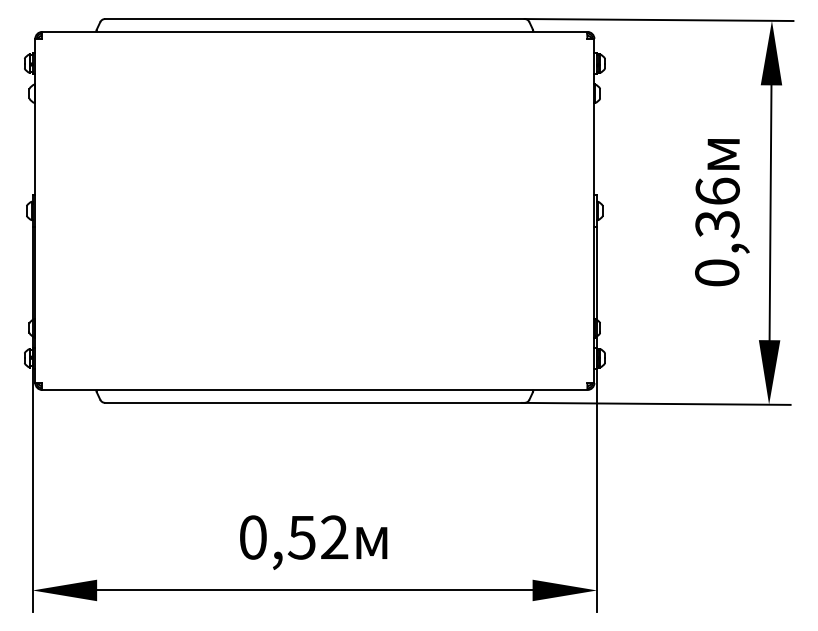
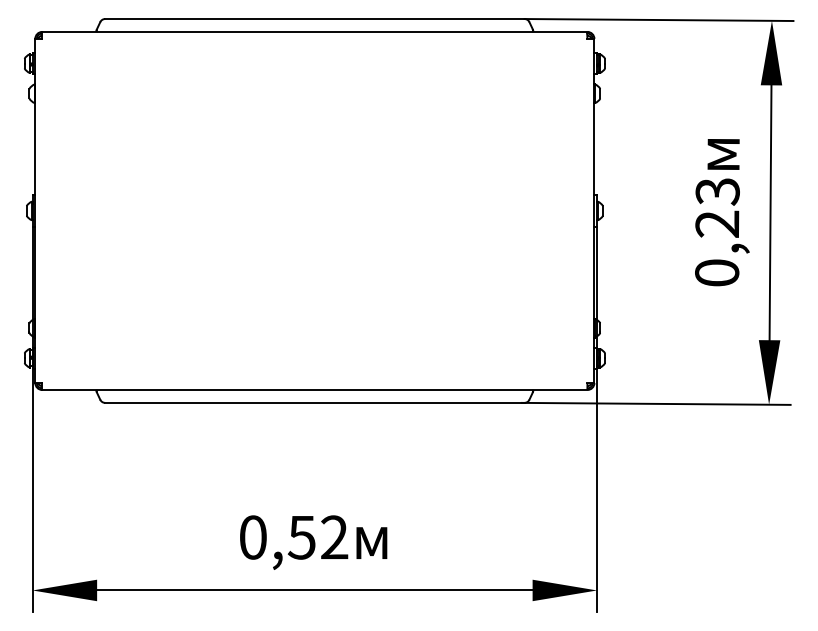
text: 0,36 -> 0,23 (717, 207)
